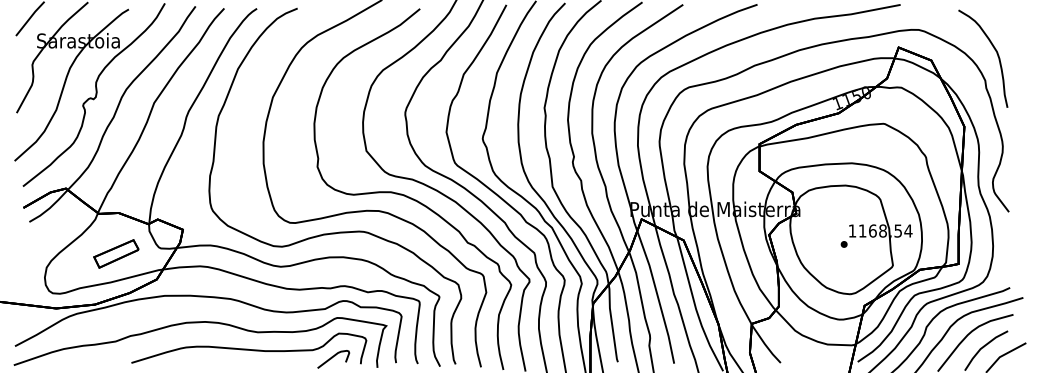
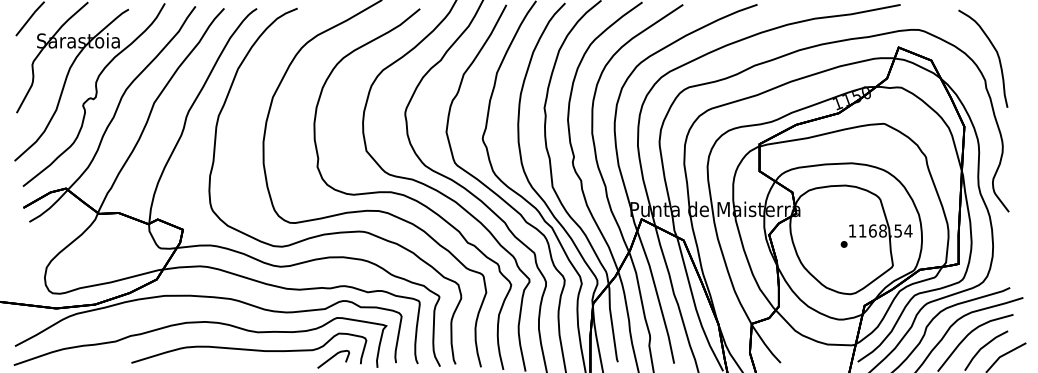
part: present -> none (116, 253)
